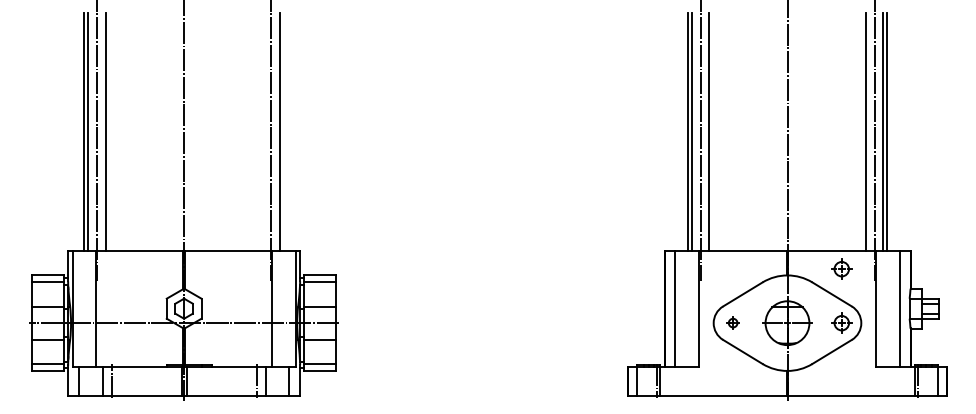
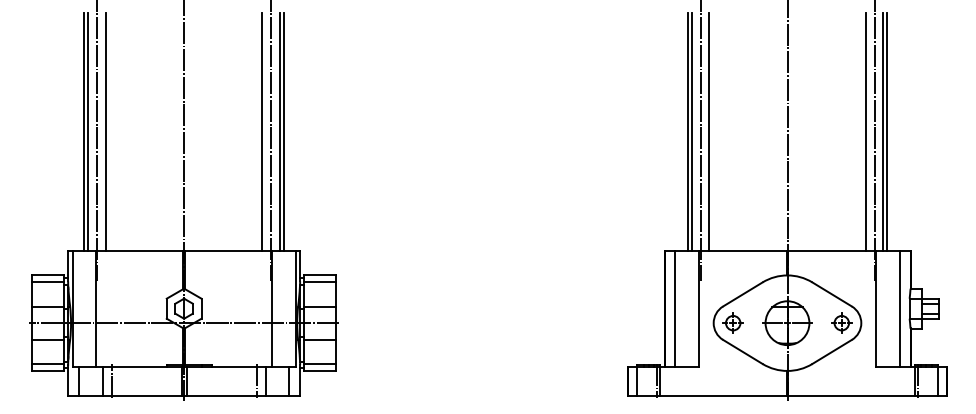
line: none -> present (262, 131)
line: none -> present (284, 131)
part: present -> none (841, 268)
part size: 14x14 px -> 22x22 px (732, 322)
